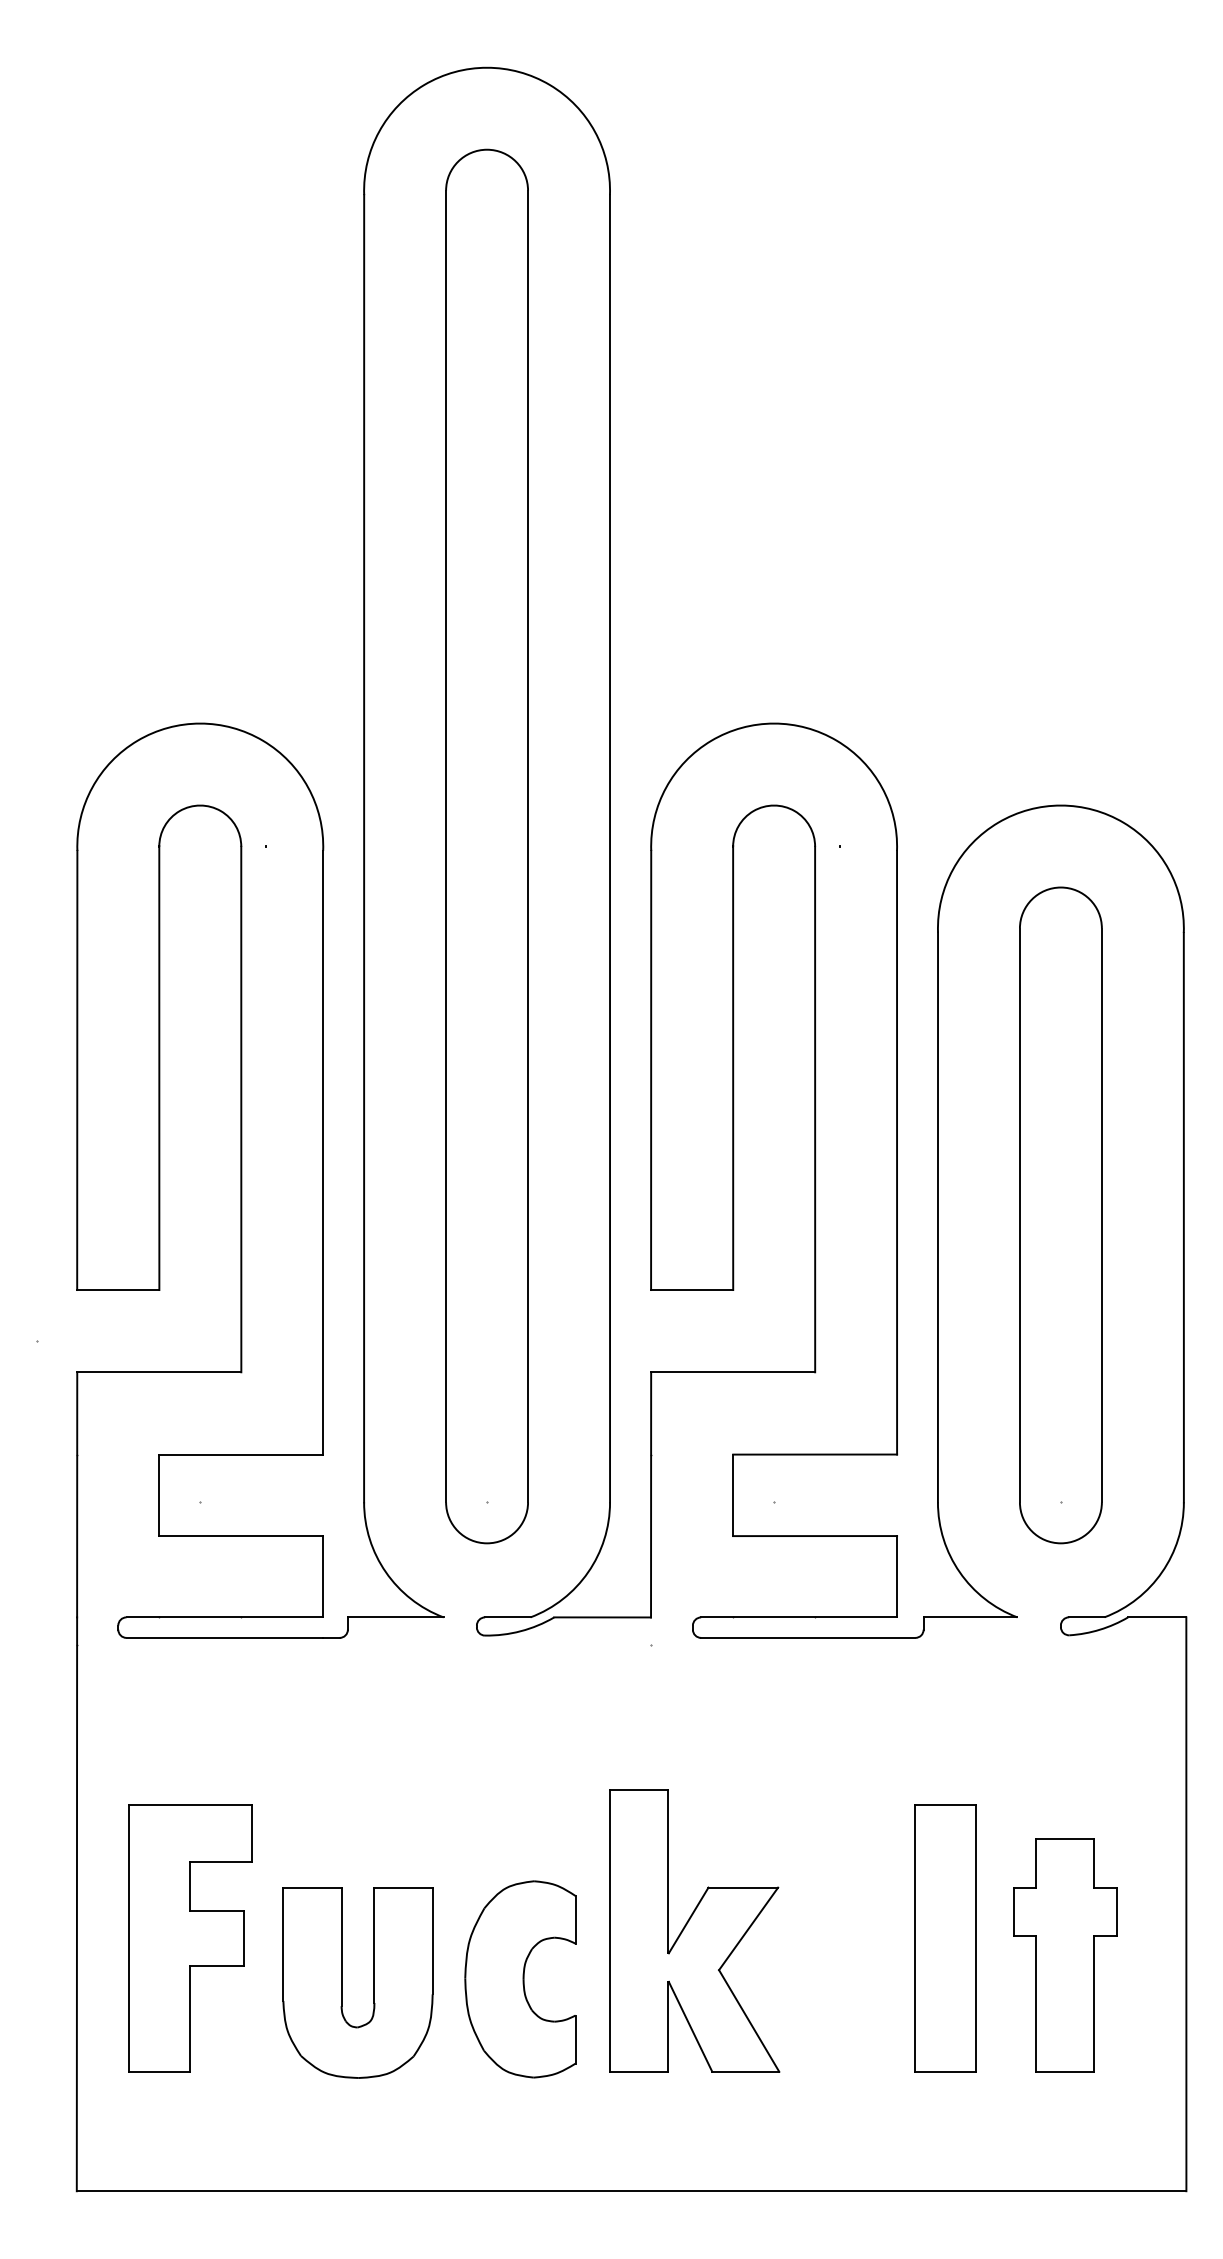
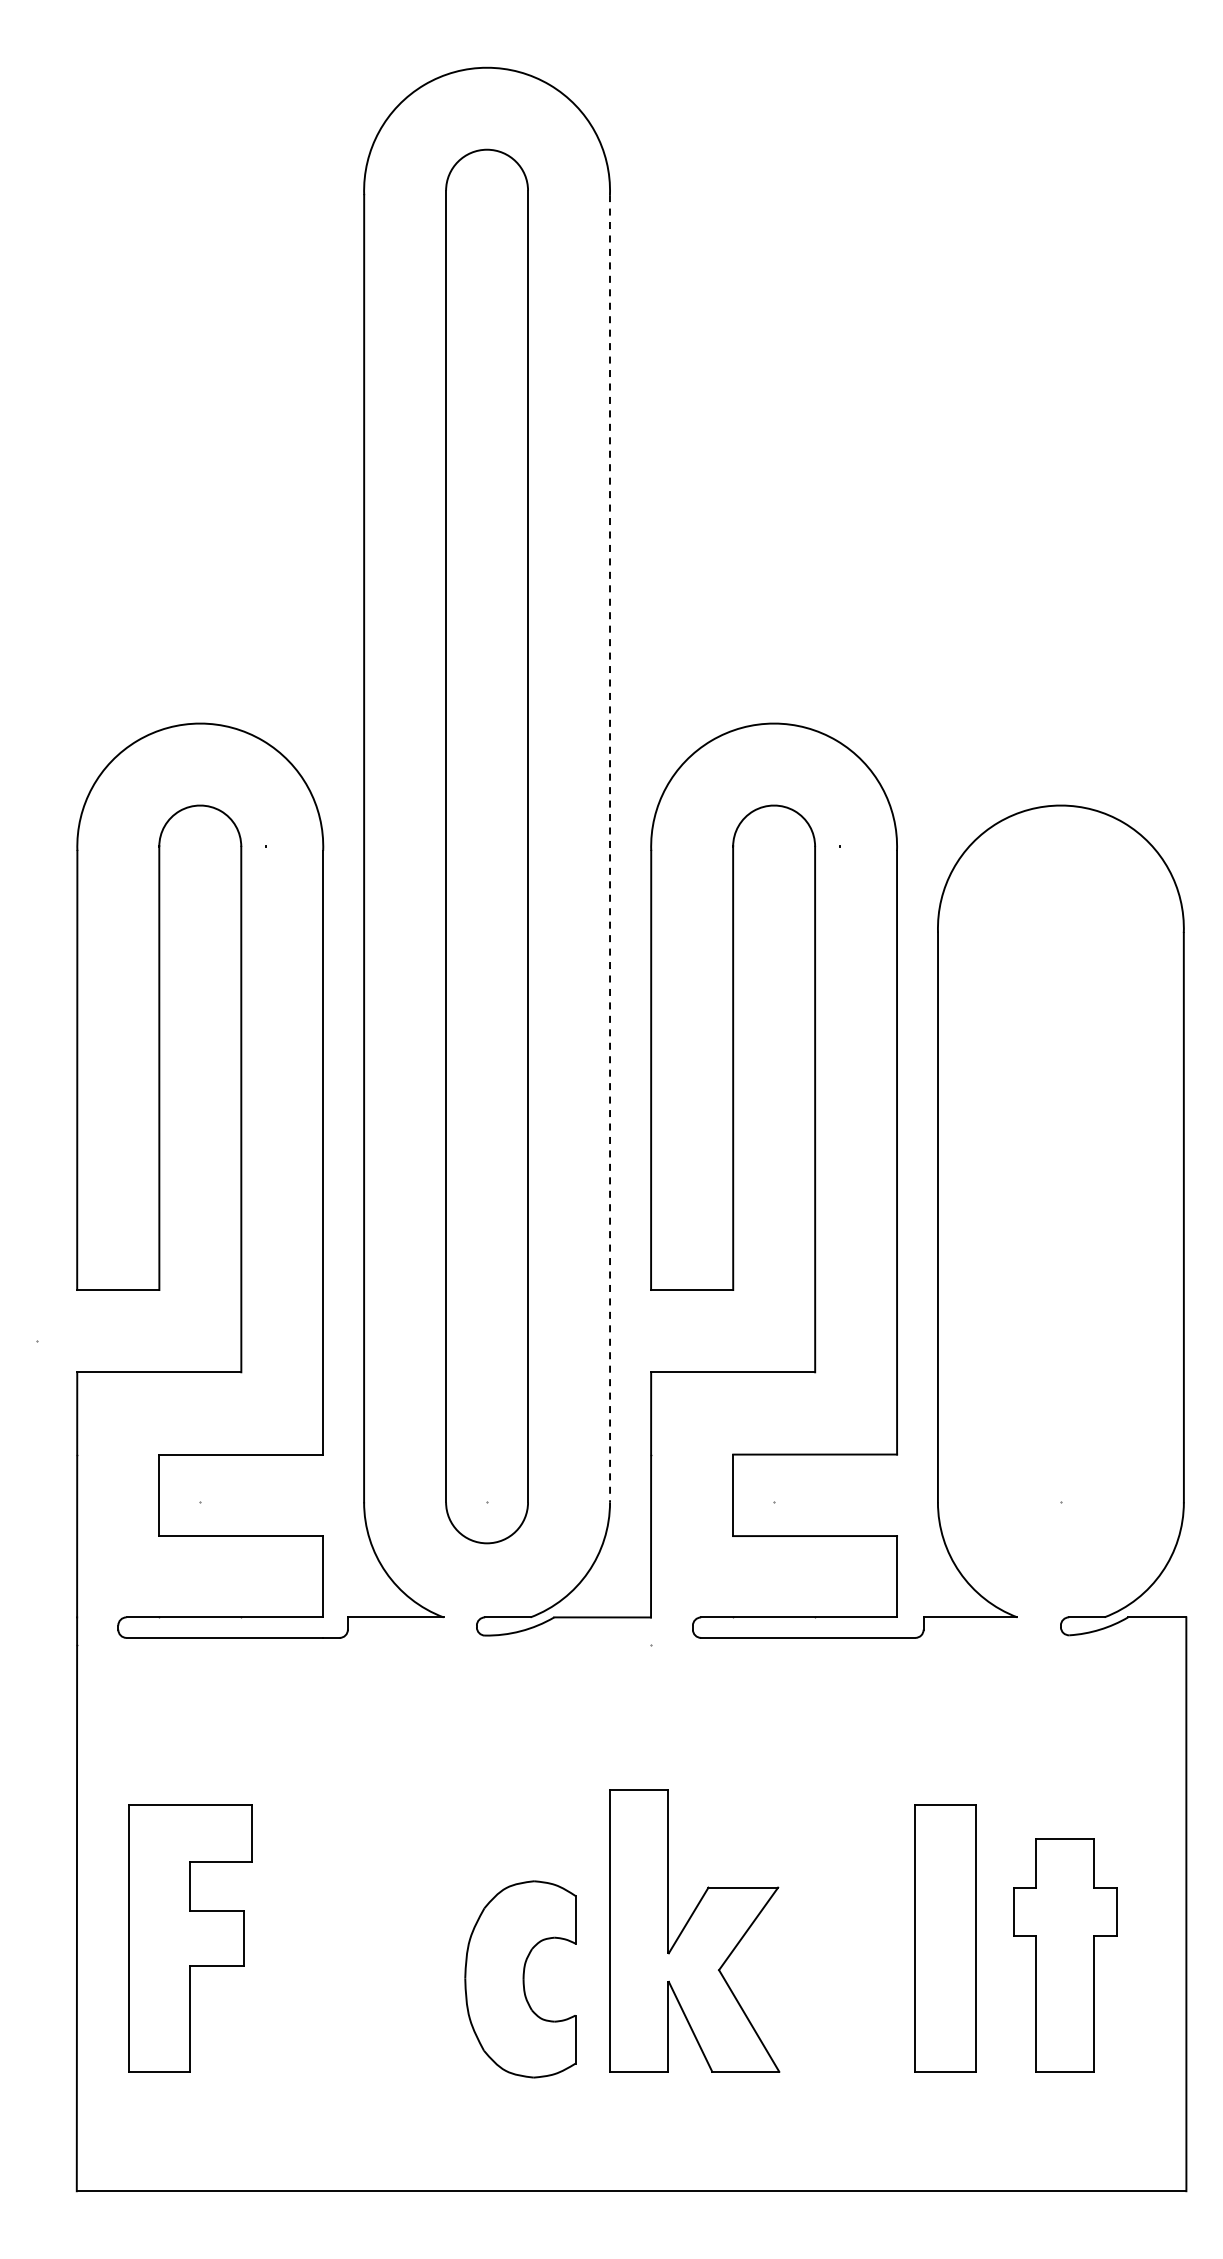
line: solid -> dashed (610, 848)
part: present -> none (1060, 1215)
part: present -> none (342, 1982)
